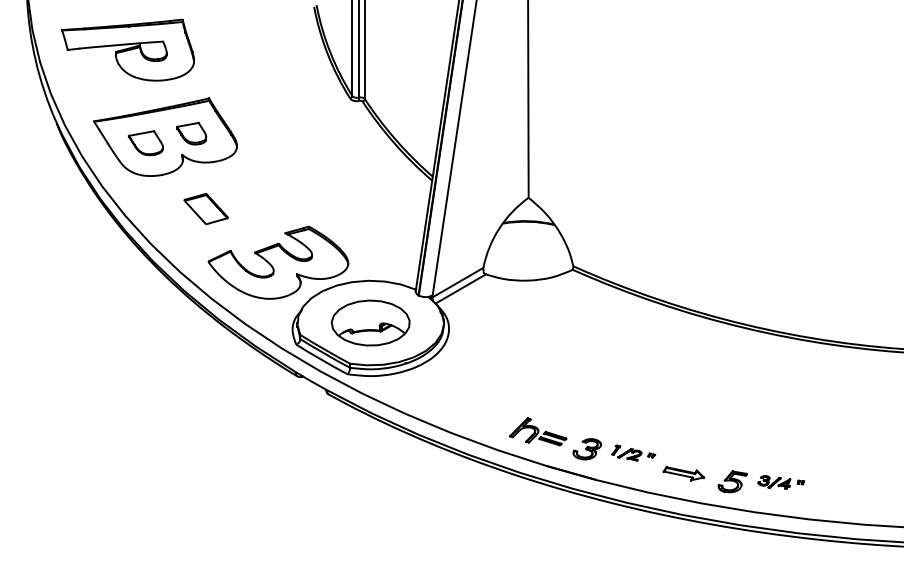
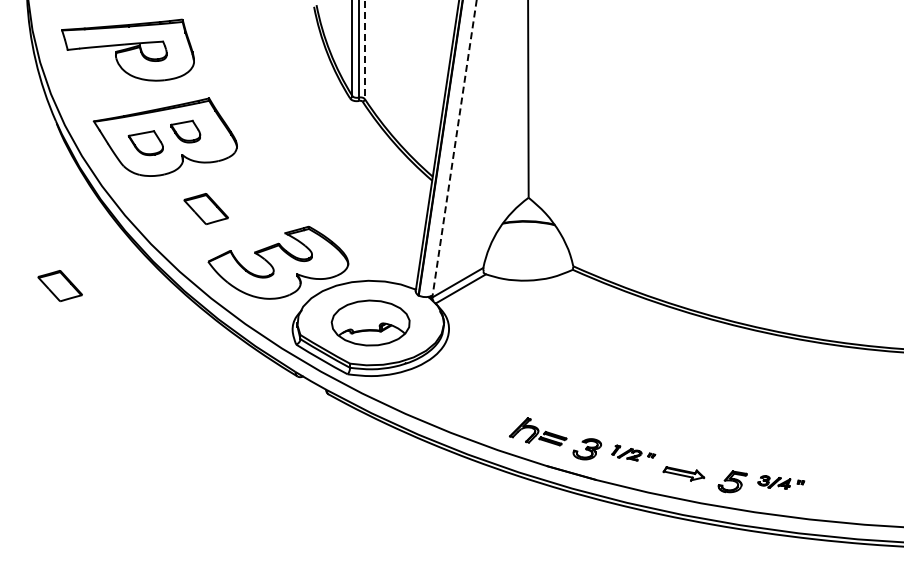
line: solid -> dashed (364, 50)
part position: (191, 133) -> (185, 131) (185, 131)
line: solid -> dashed (454, 149)
part: none -> present (59, 286)
